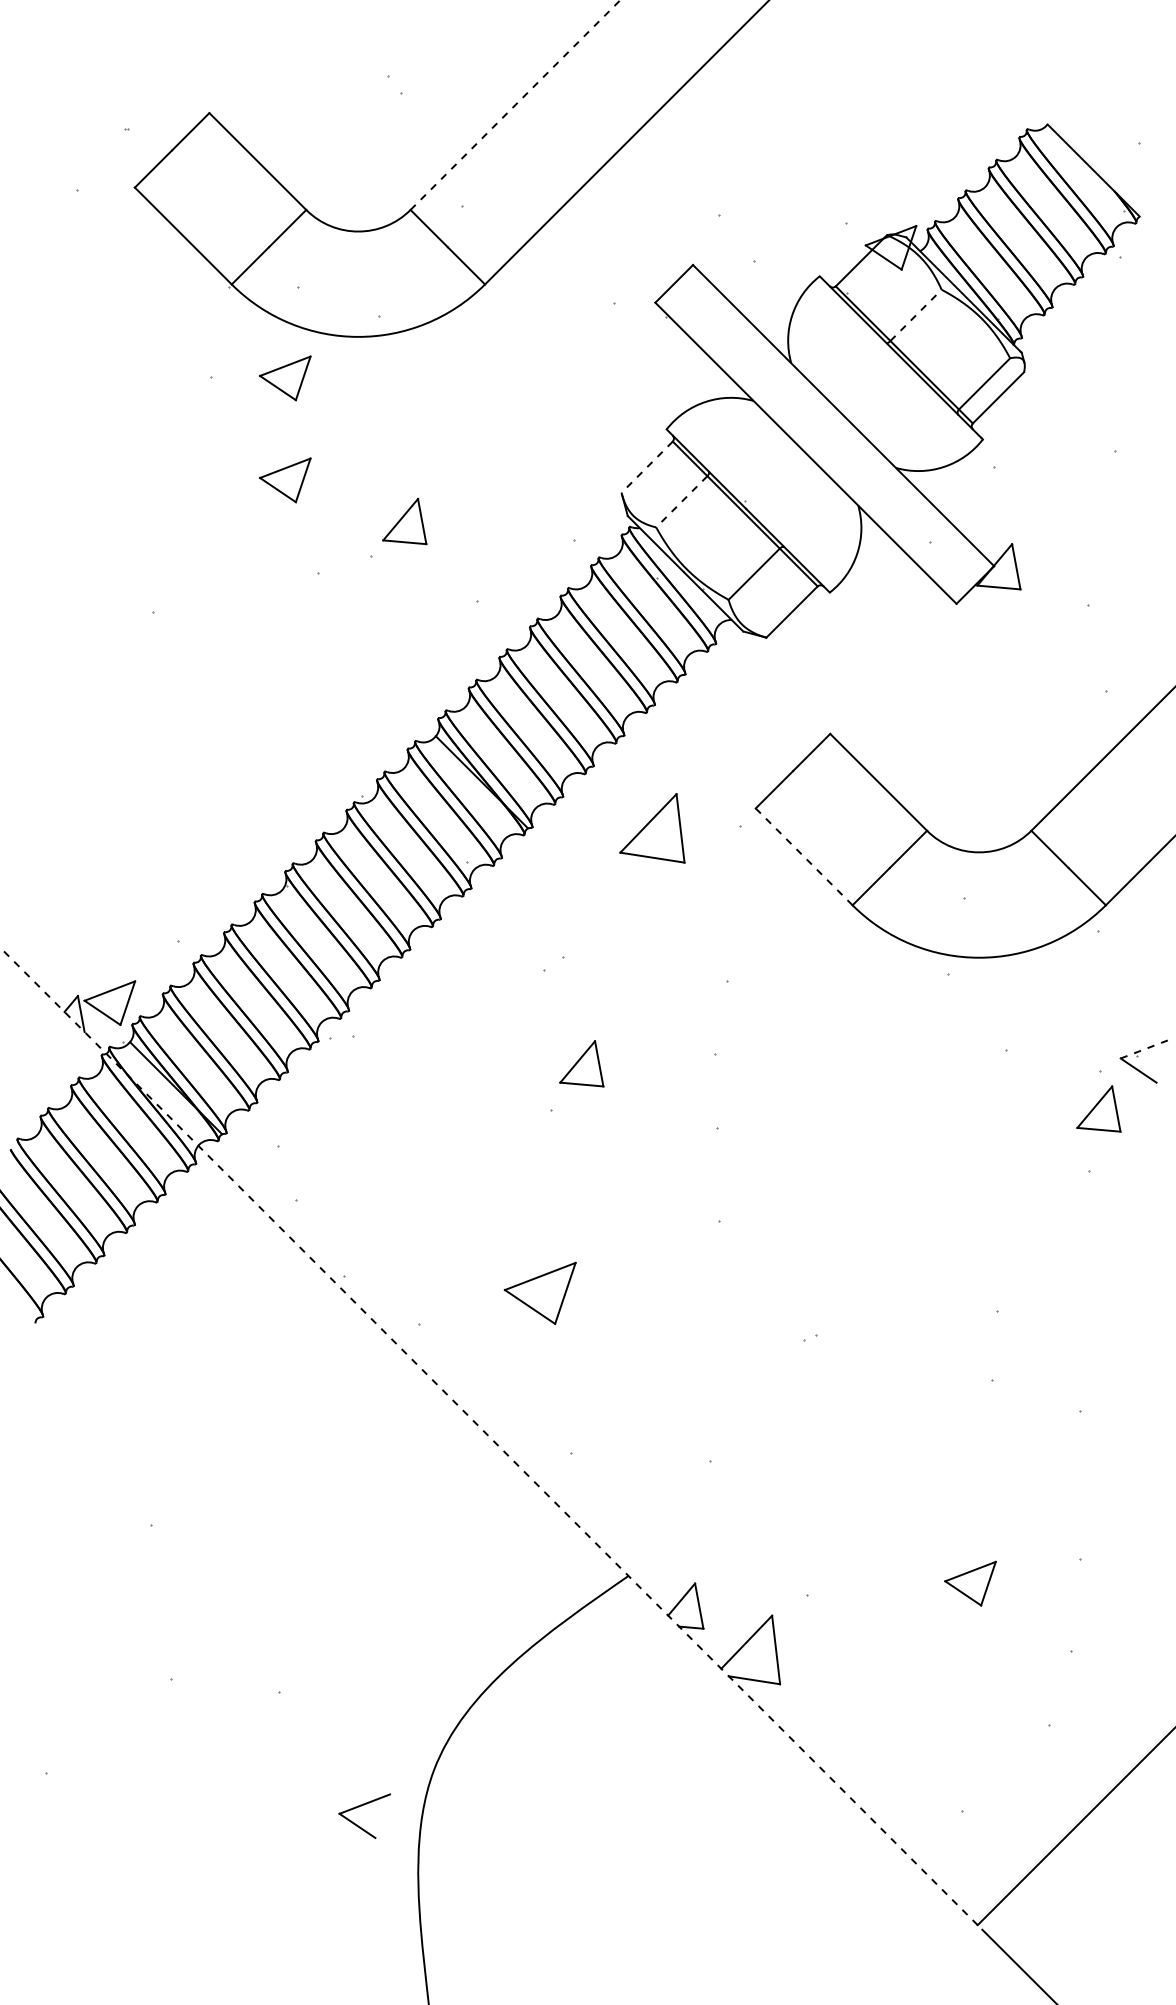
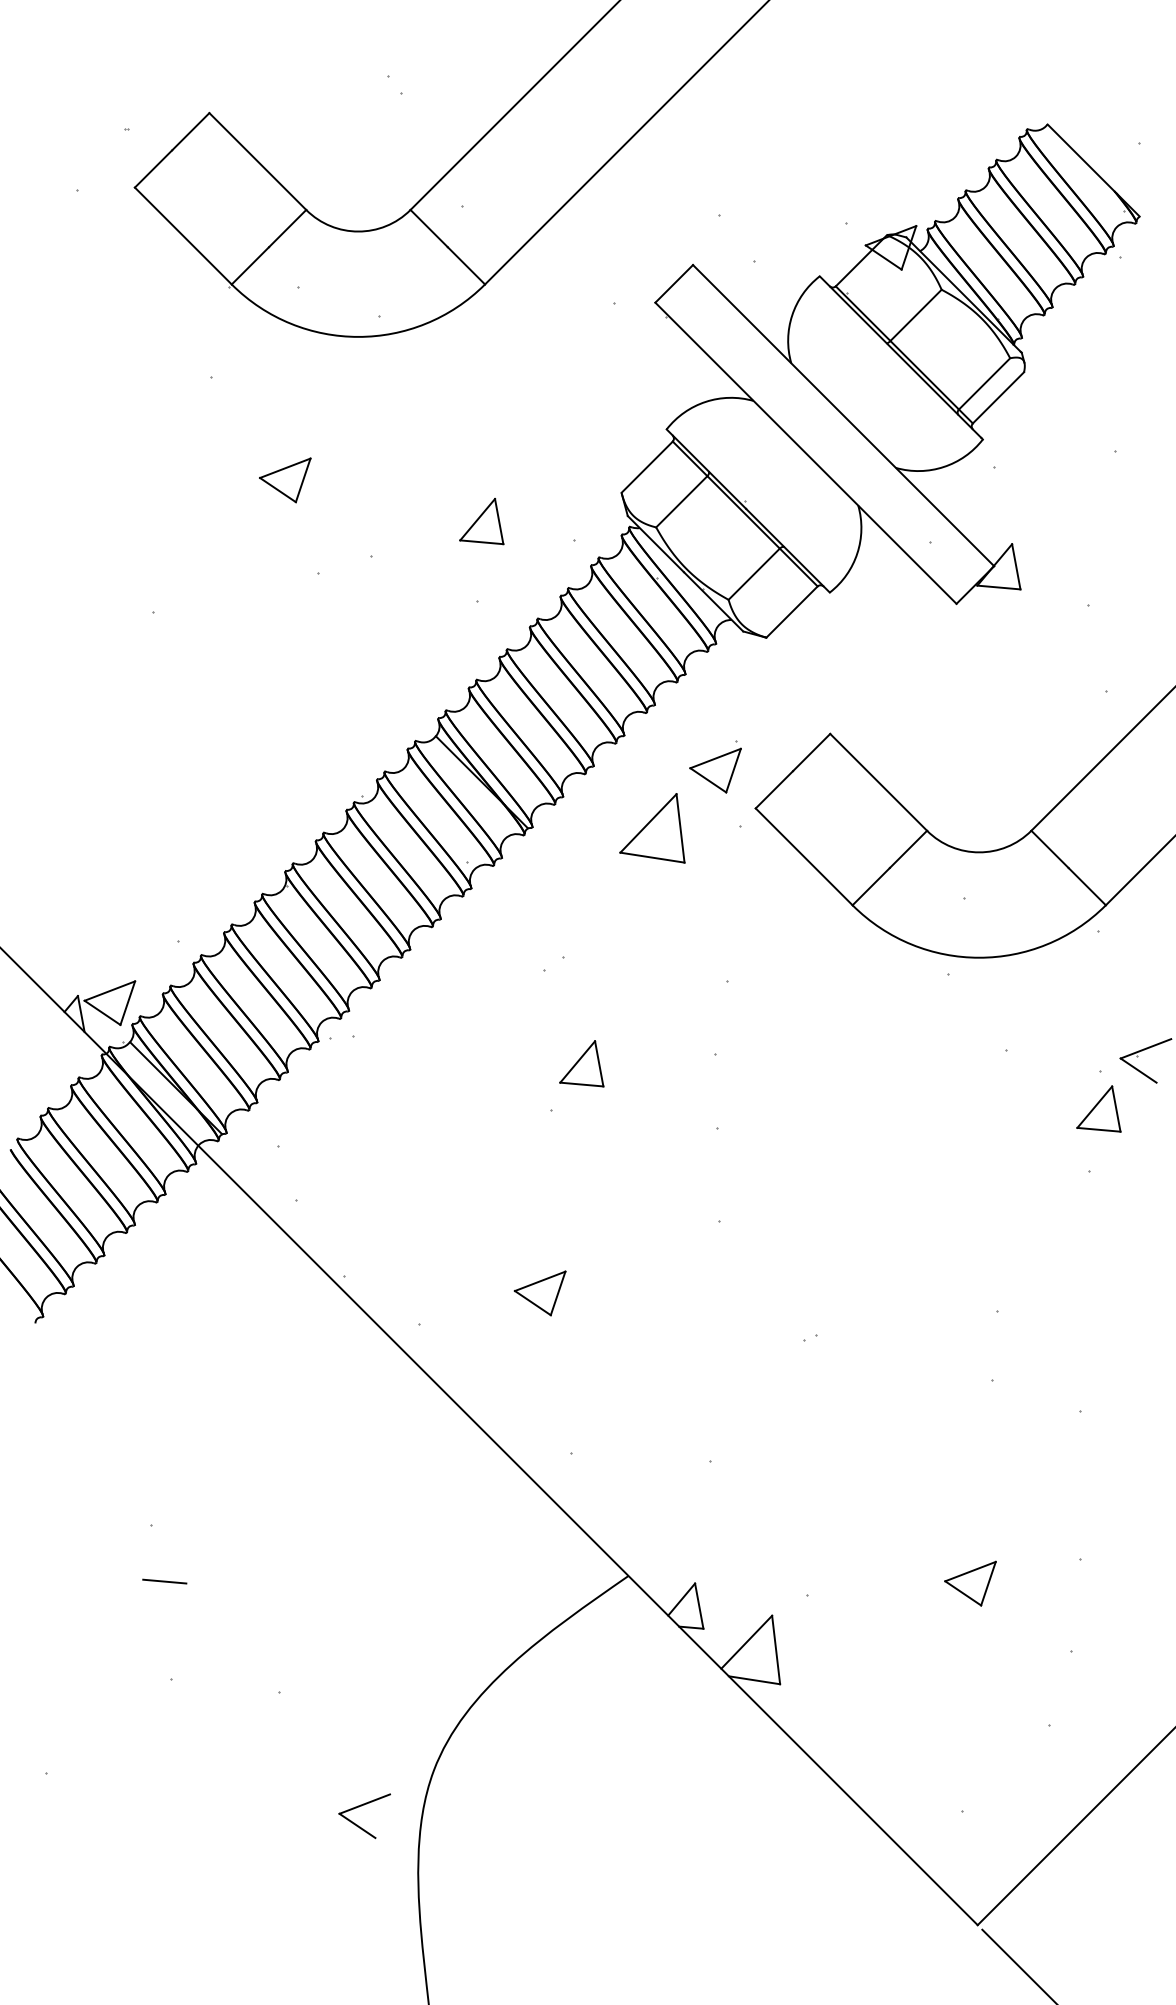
line: dashed -> solid (515, 104)
line: dashed -> solid (916, 315)
part: present -> none (285, 378)
line: dashed -> solid (646, 467)
line: dashed -> solid (681, 502)
part position: (404, 521) -> (481, 521) (481, 521)
part: none -> present (715, 766)
line: dashed -> solid (803, 856)
line: dashed -> solid (1146, 1048)
part size: 74x64 px -> 54x47 px (539, 1293)
line: dashed -> solid (489, 1436)
line: none -> present (164, 1581)
